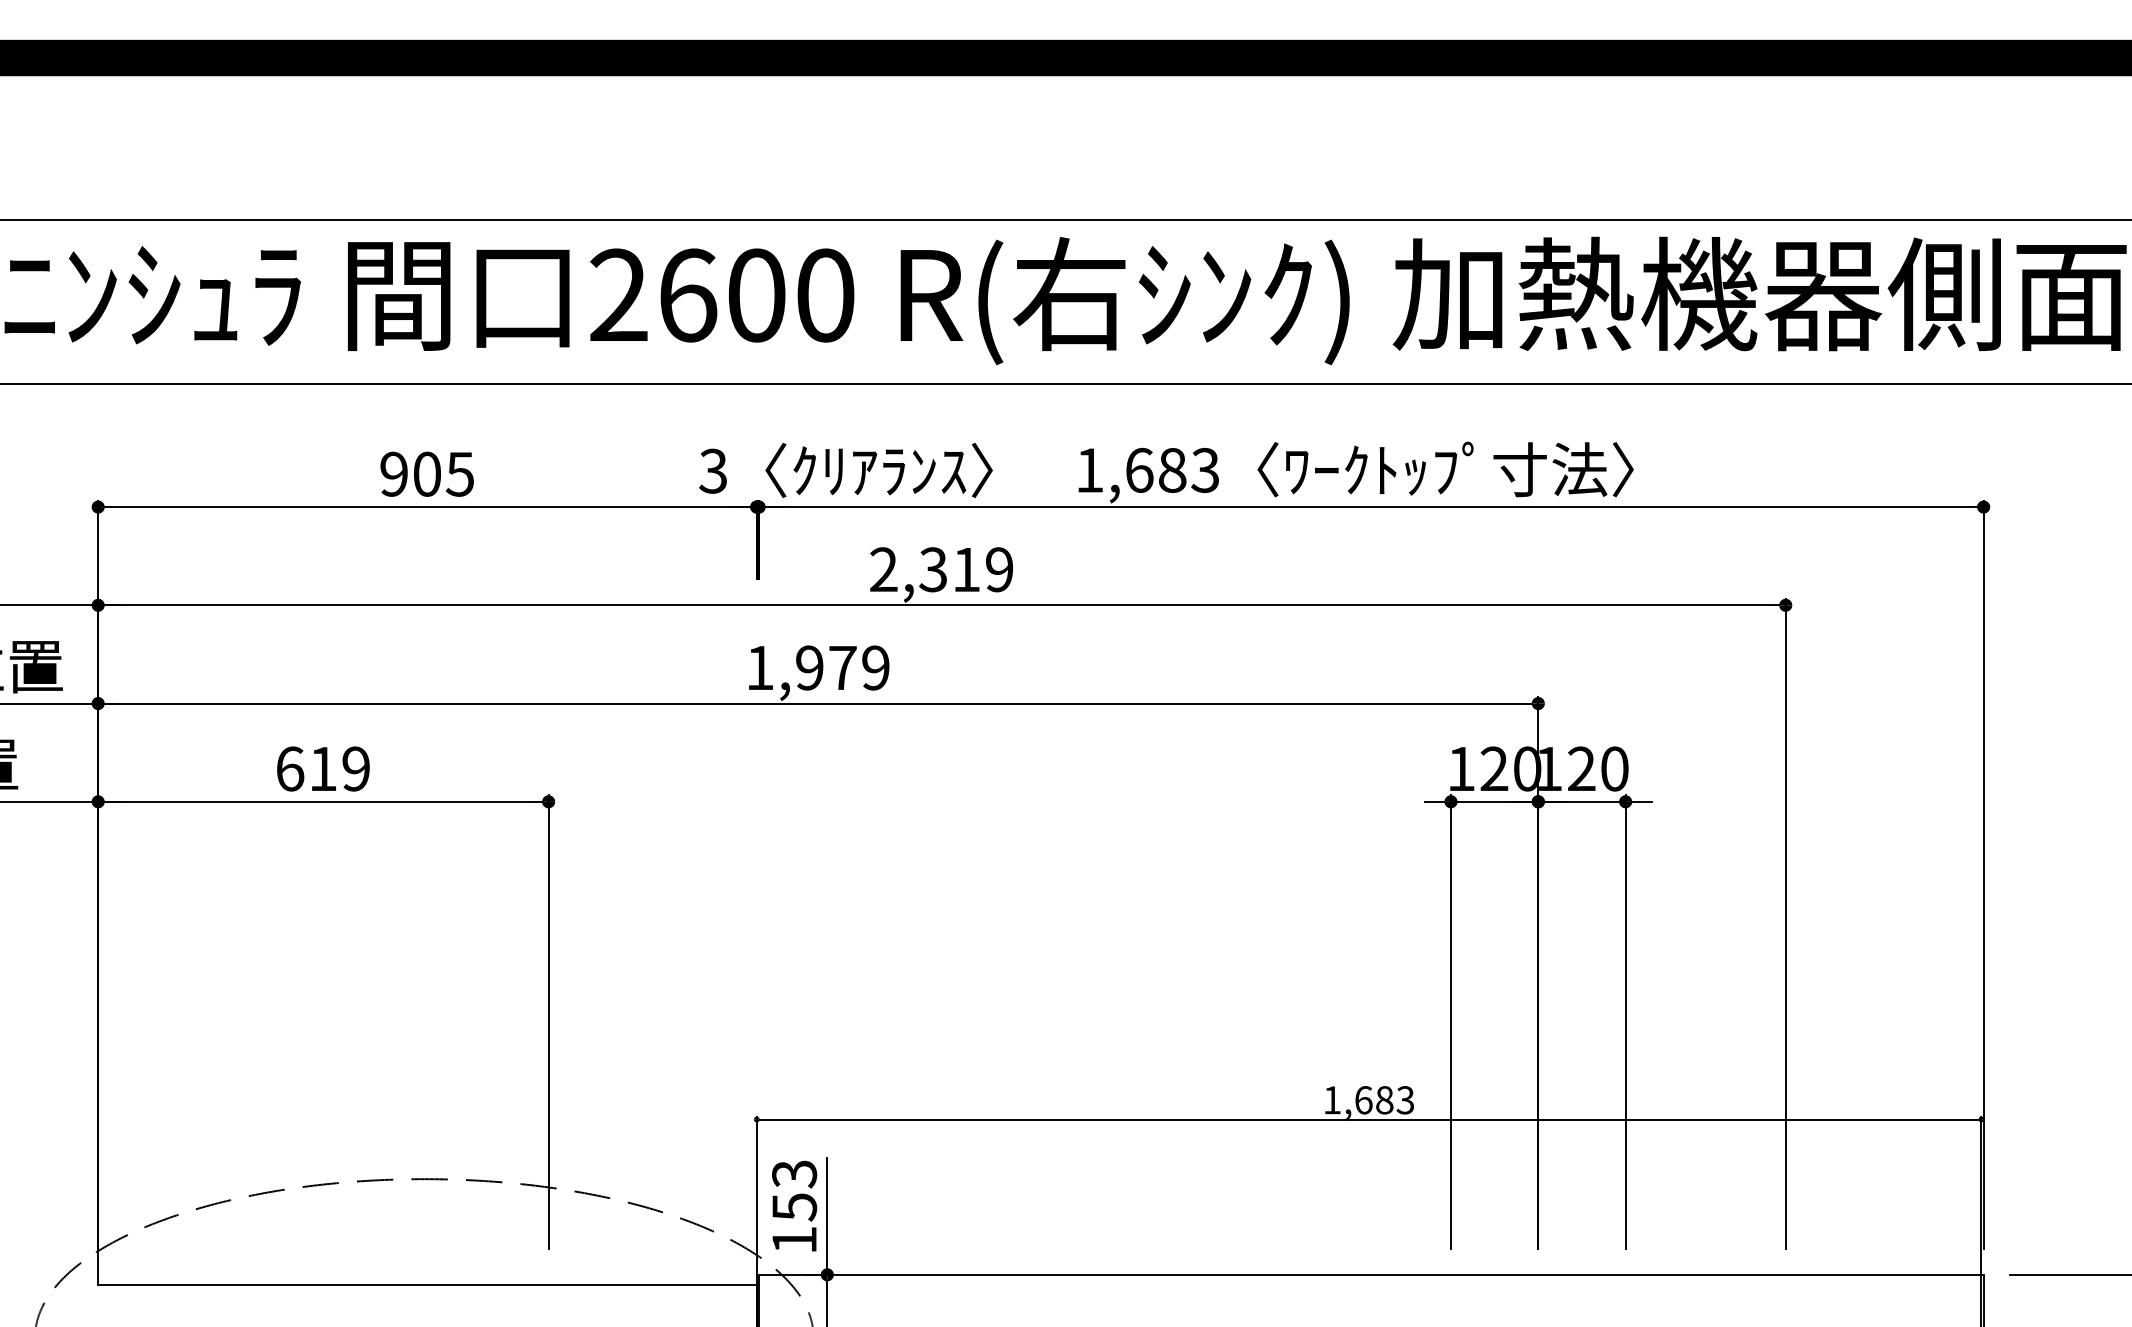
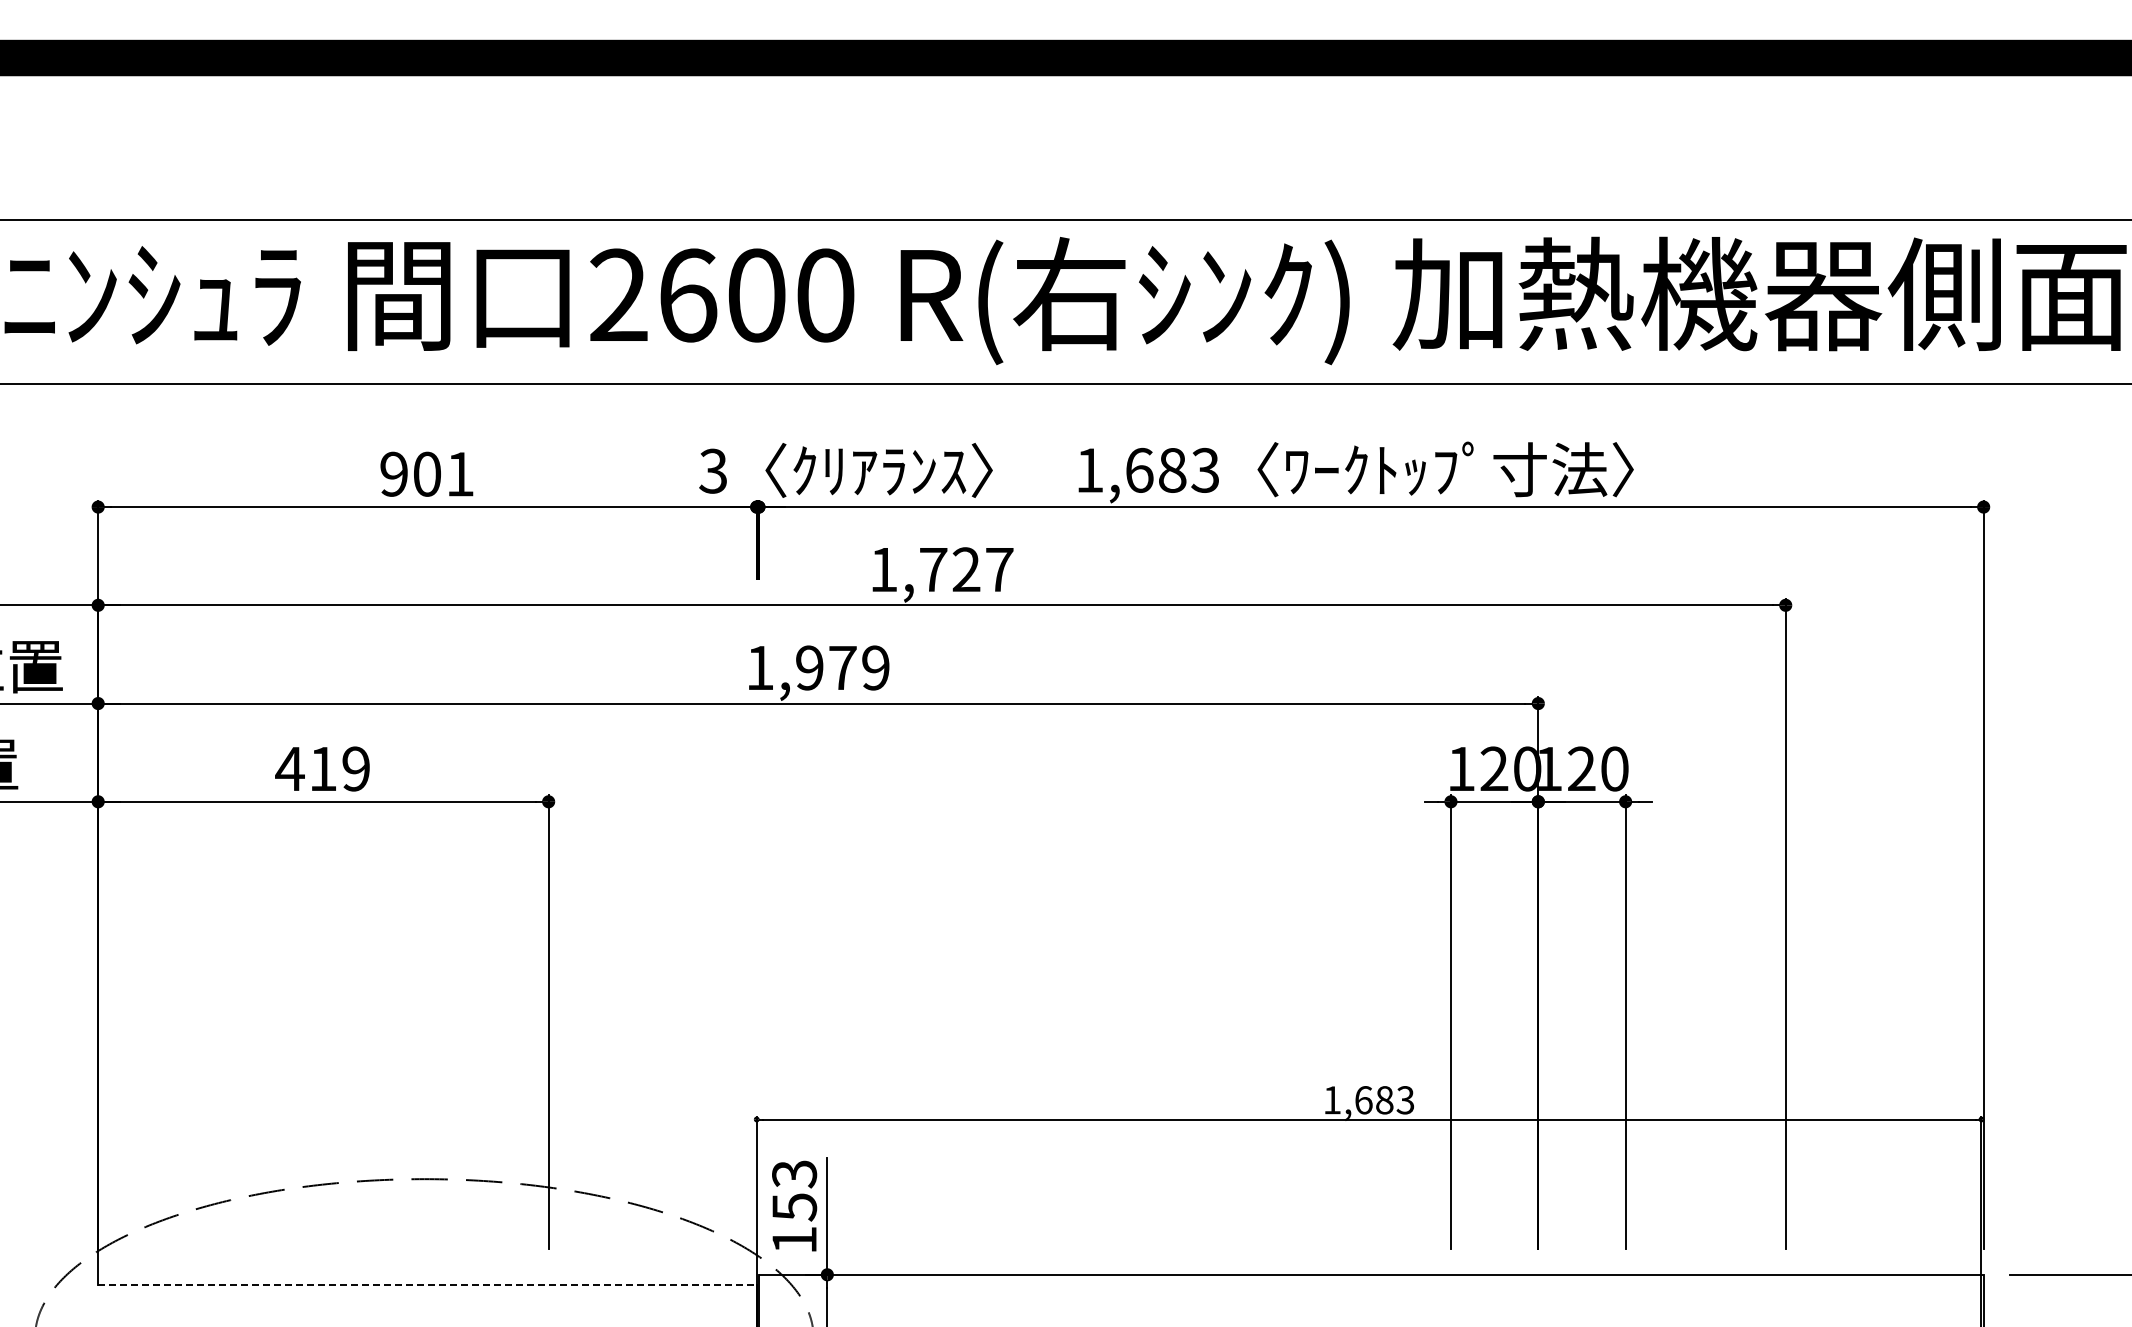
text: 905 -> 901 (459, 474)
text: 2,319 -> 1,727 (941, 569)
text: 619 -> 419 (289, 768)
line: solid -> dashed (427, 1284)
